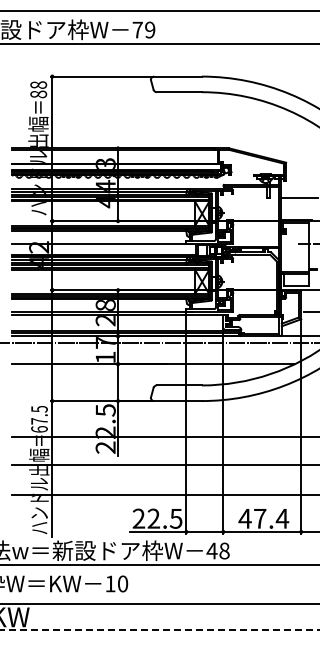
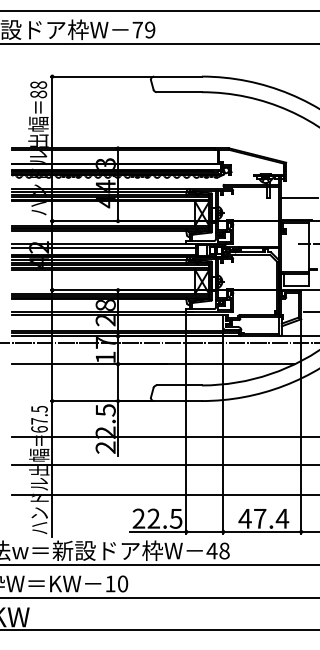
line: none -> present (105, 248)
line position: (159, 603) -> (159, 597) (159, 597)
line: dashed -> solid (160, 630)
